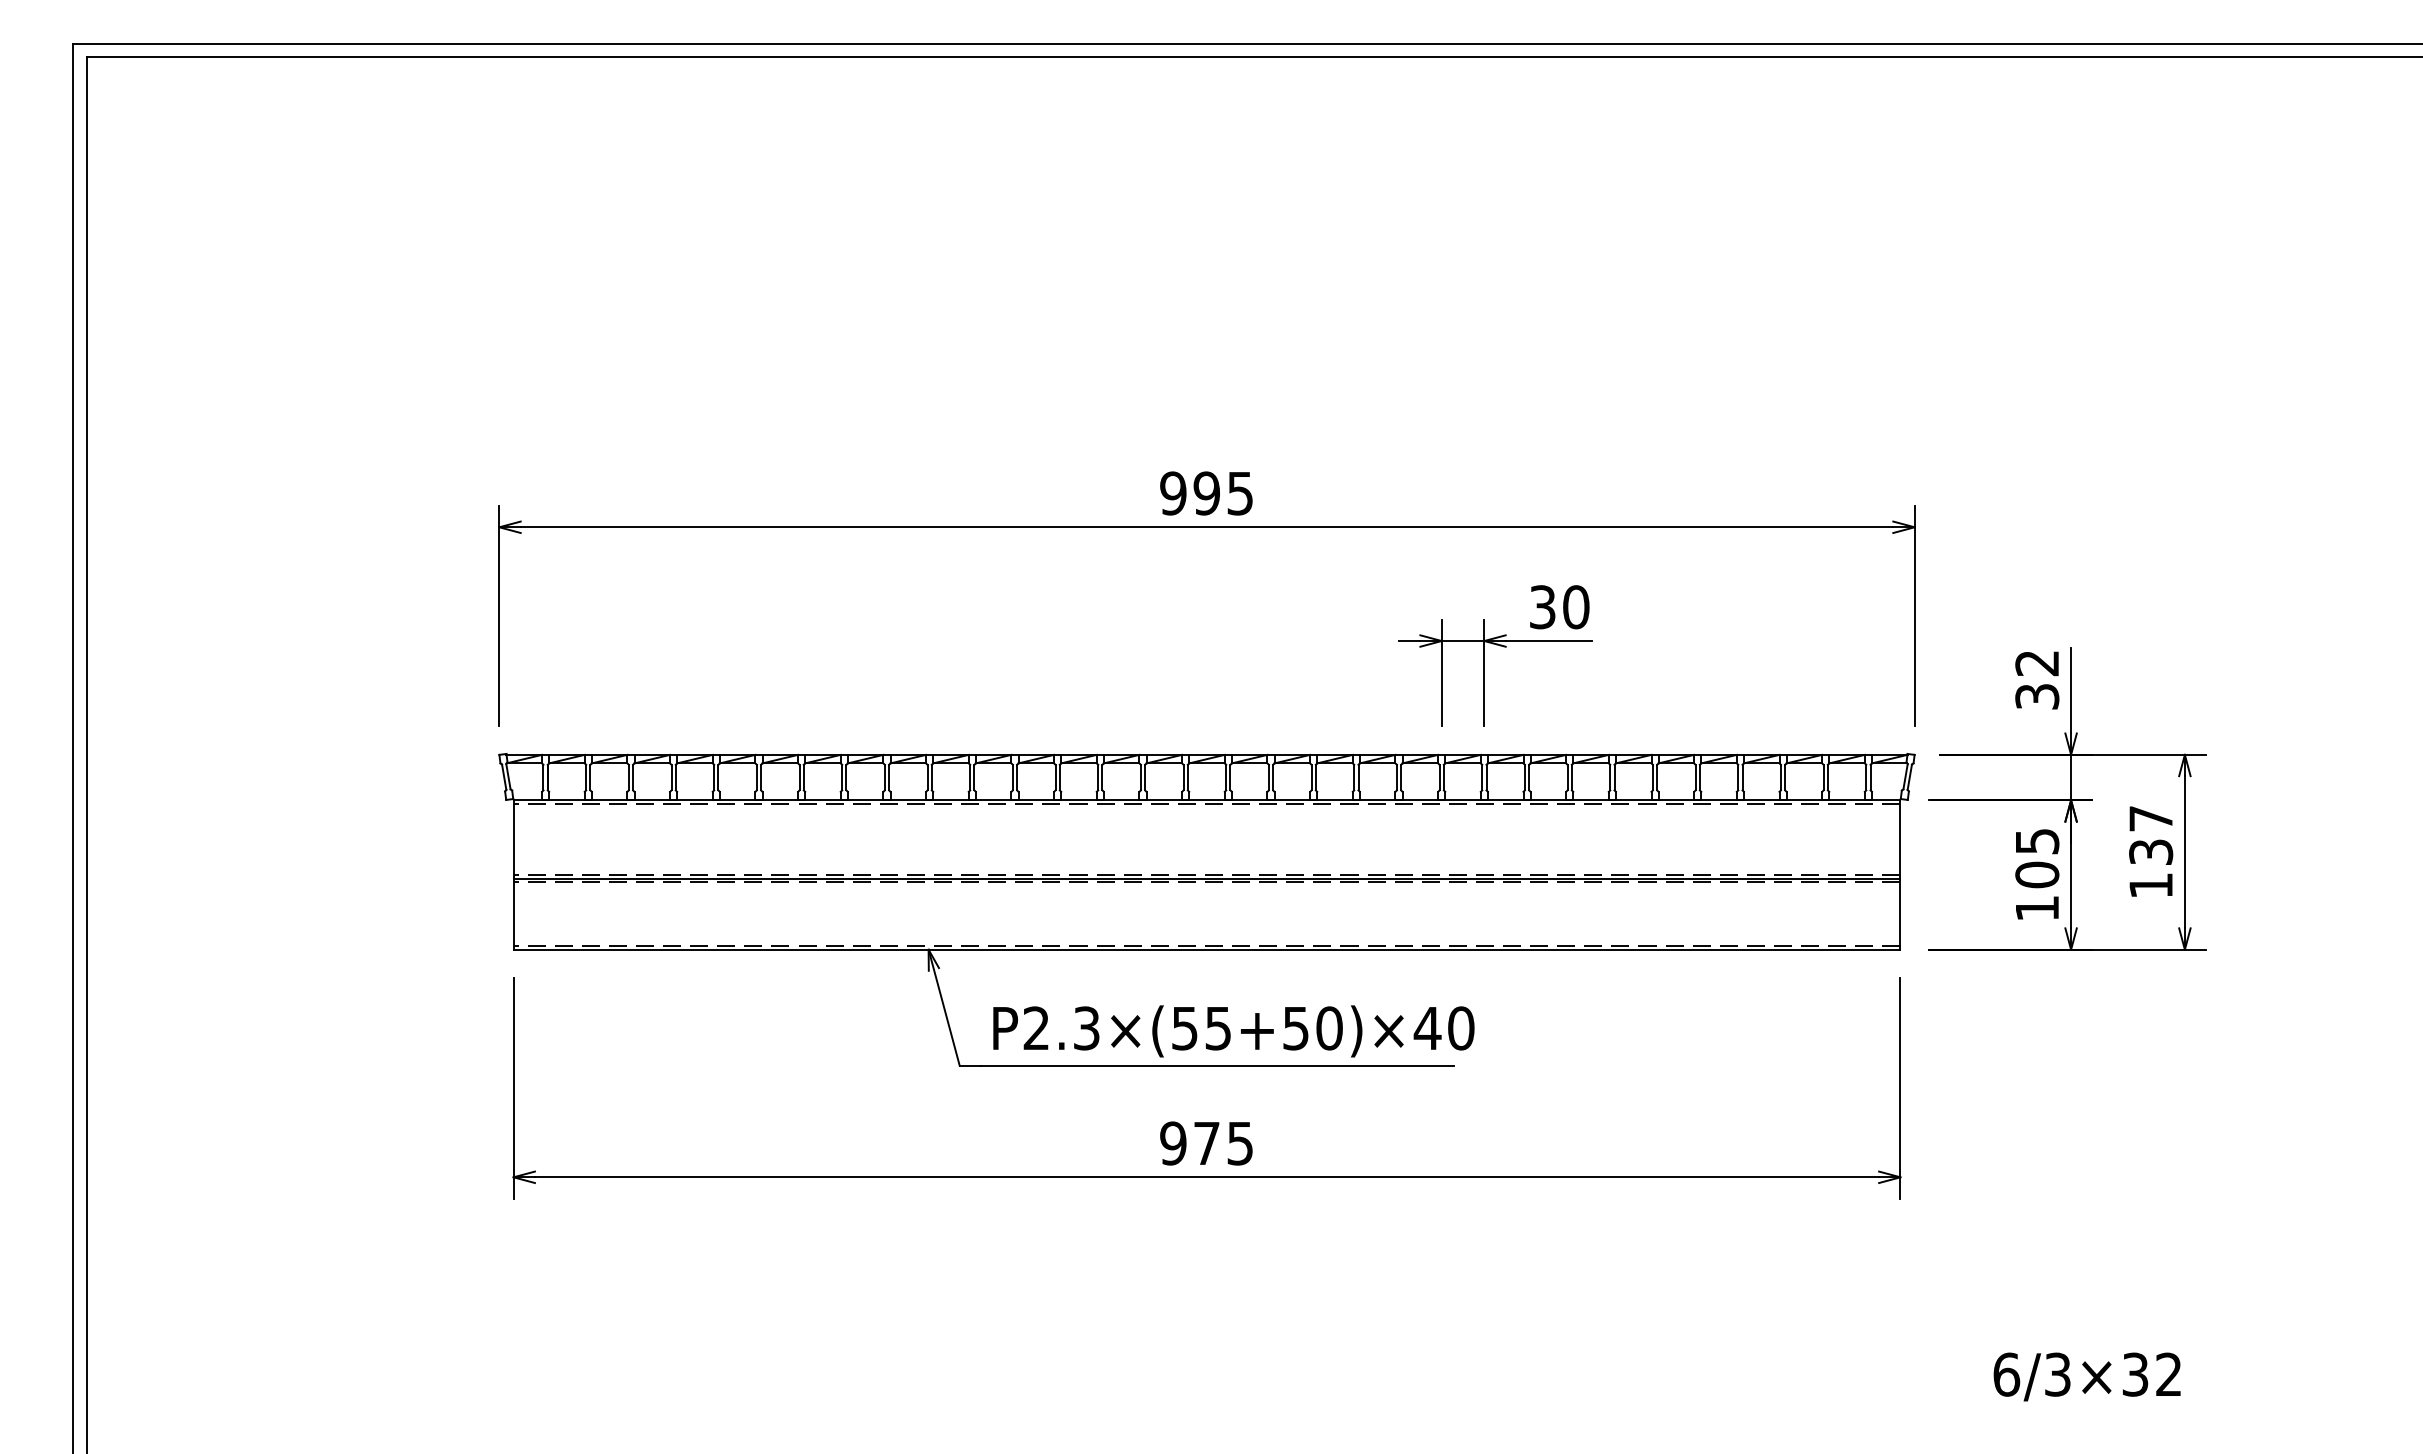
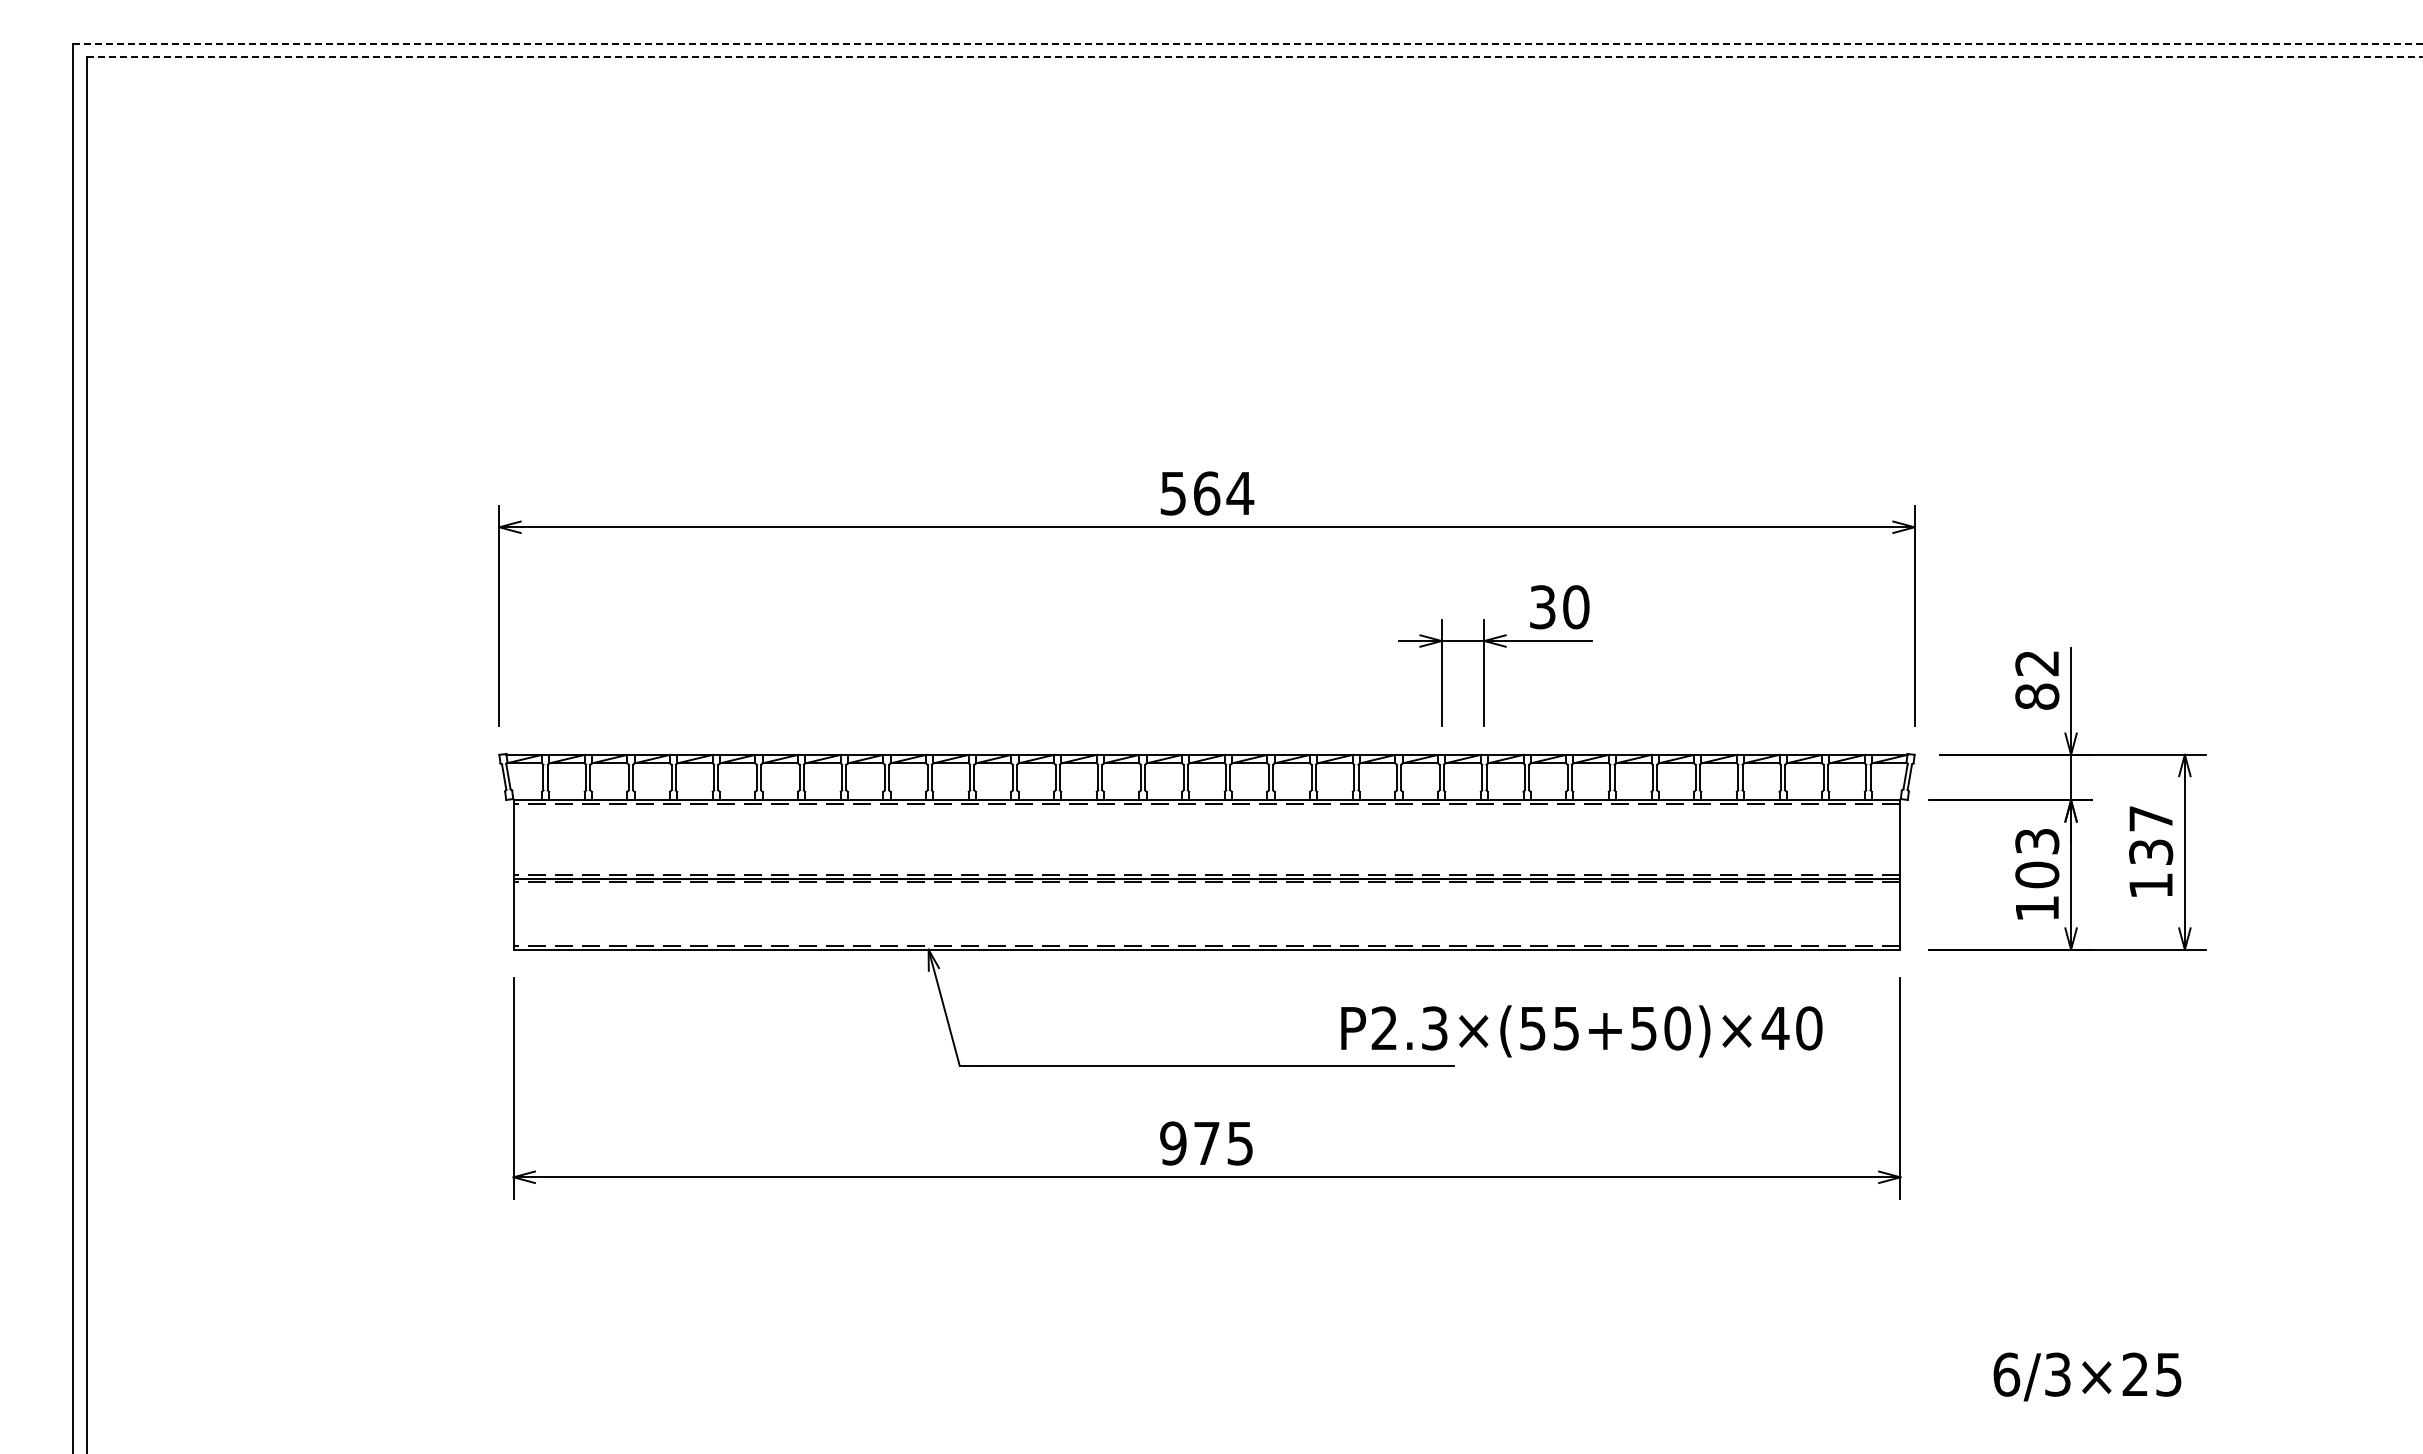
line: solid -> dashed (1247, 43)
line: solid -> dashed (1254, 57)
text: 995 -> 564 (1207, 493)
text: 32 -> 82 (2037, 696)
text: 105 -> 103 (2036, 841)
text position: (1233, 1031) -> (1581, 1031) (1581, 1031)
text: 6/3×32 -> 6/3×25 (2151, 1374)
